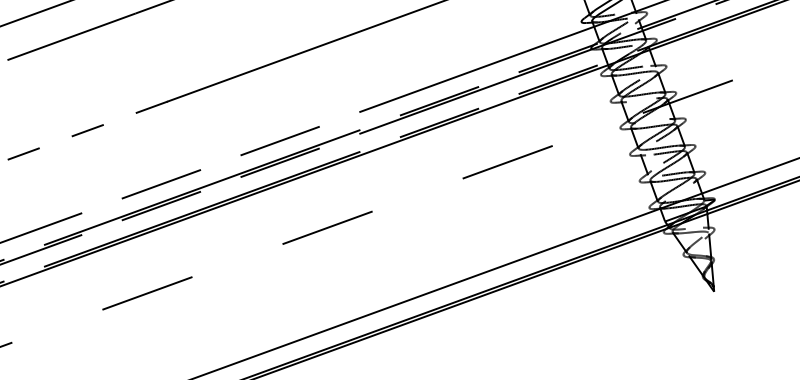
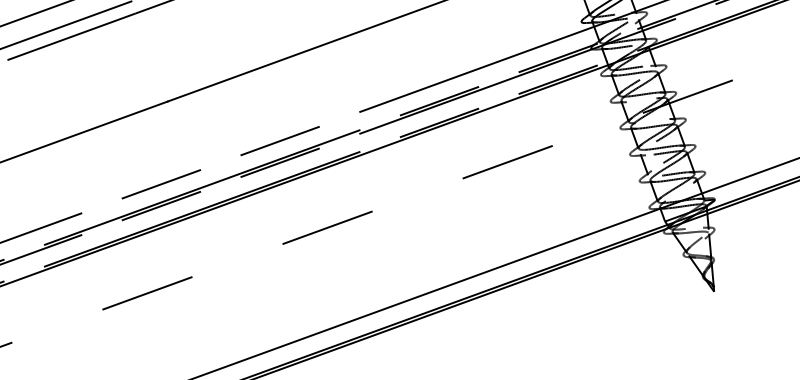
line: none -> present (65, 25)
line: dashed -> solid (84, 131)
